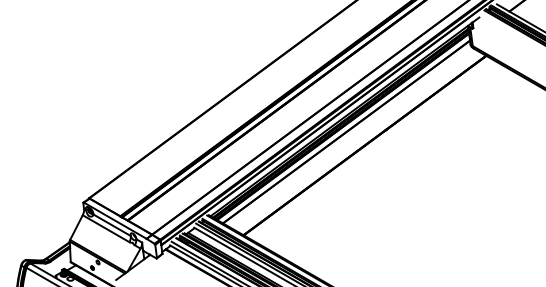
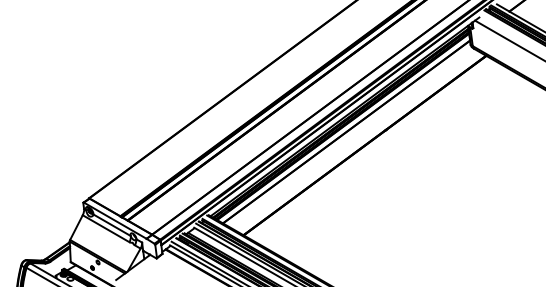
line: none -> present (508, 39)
